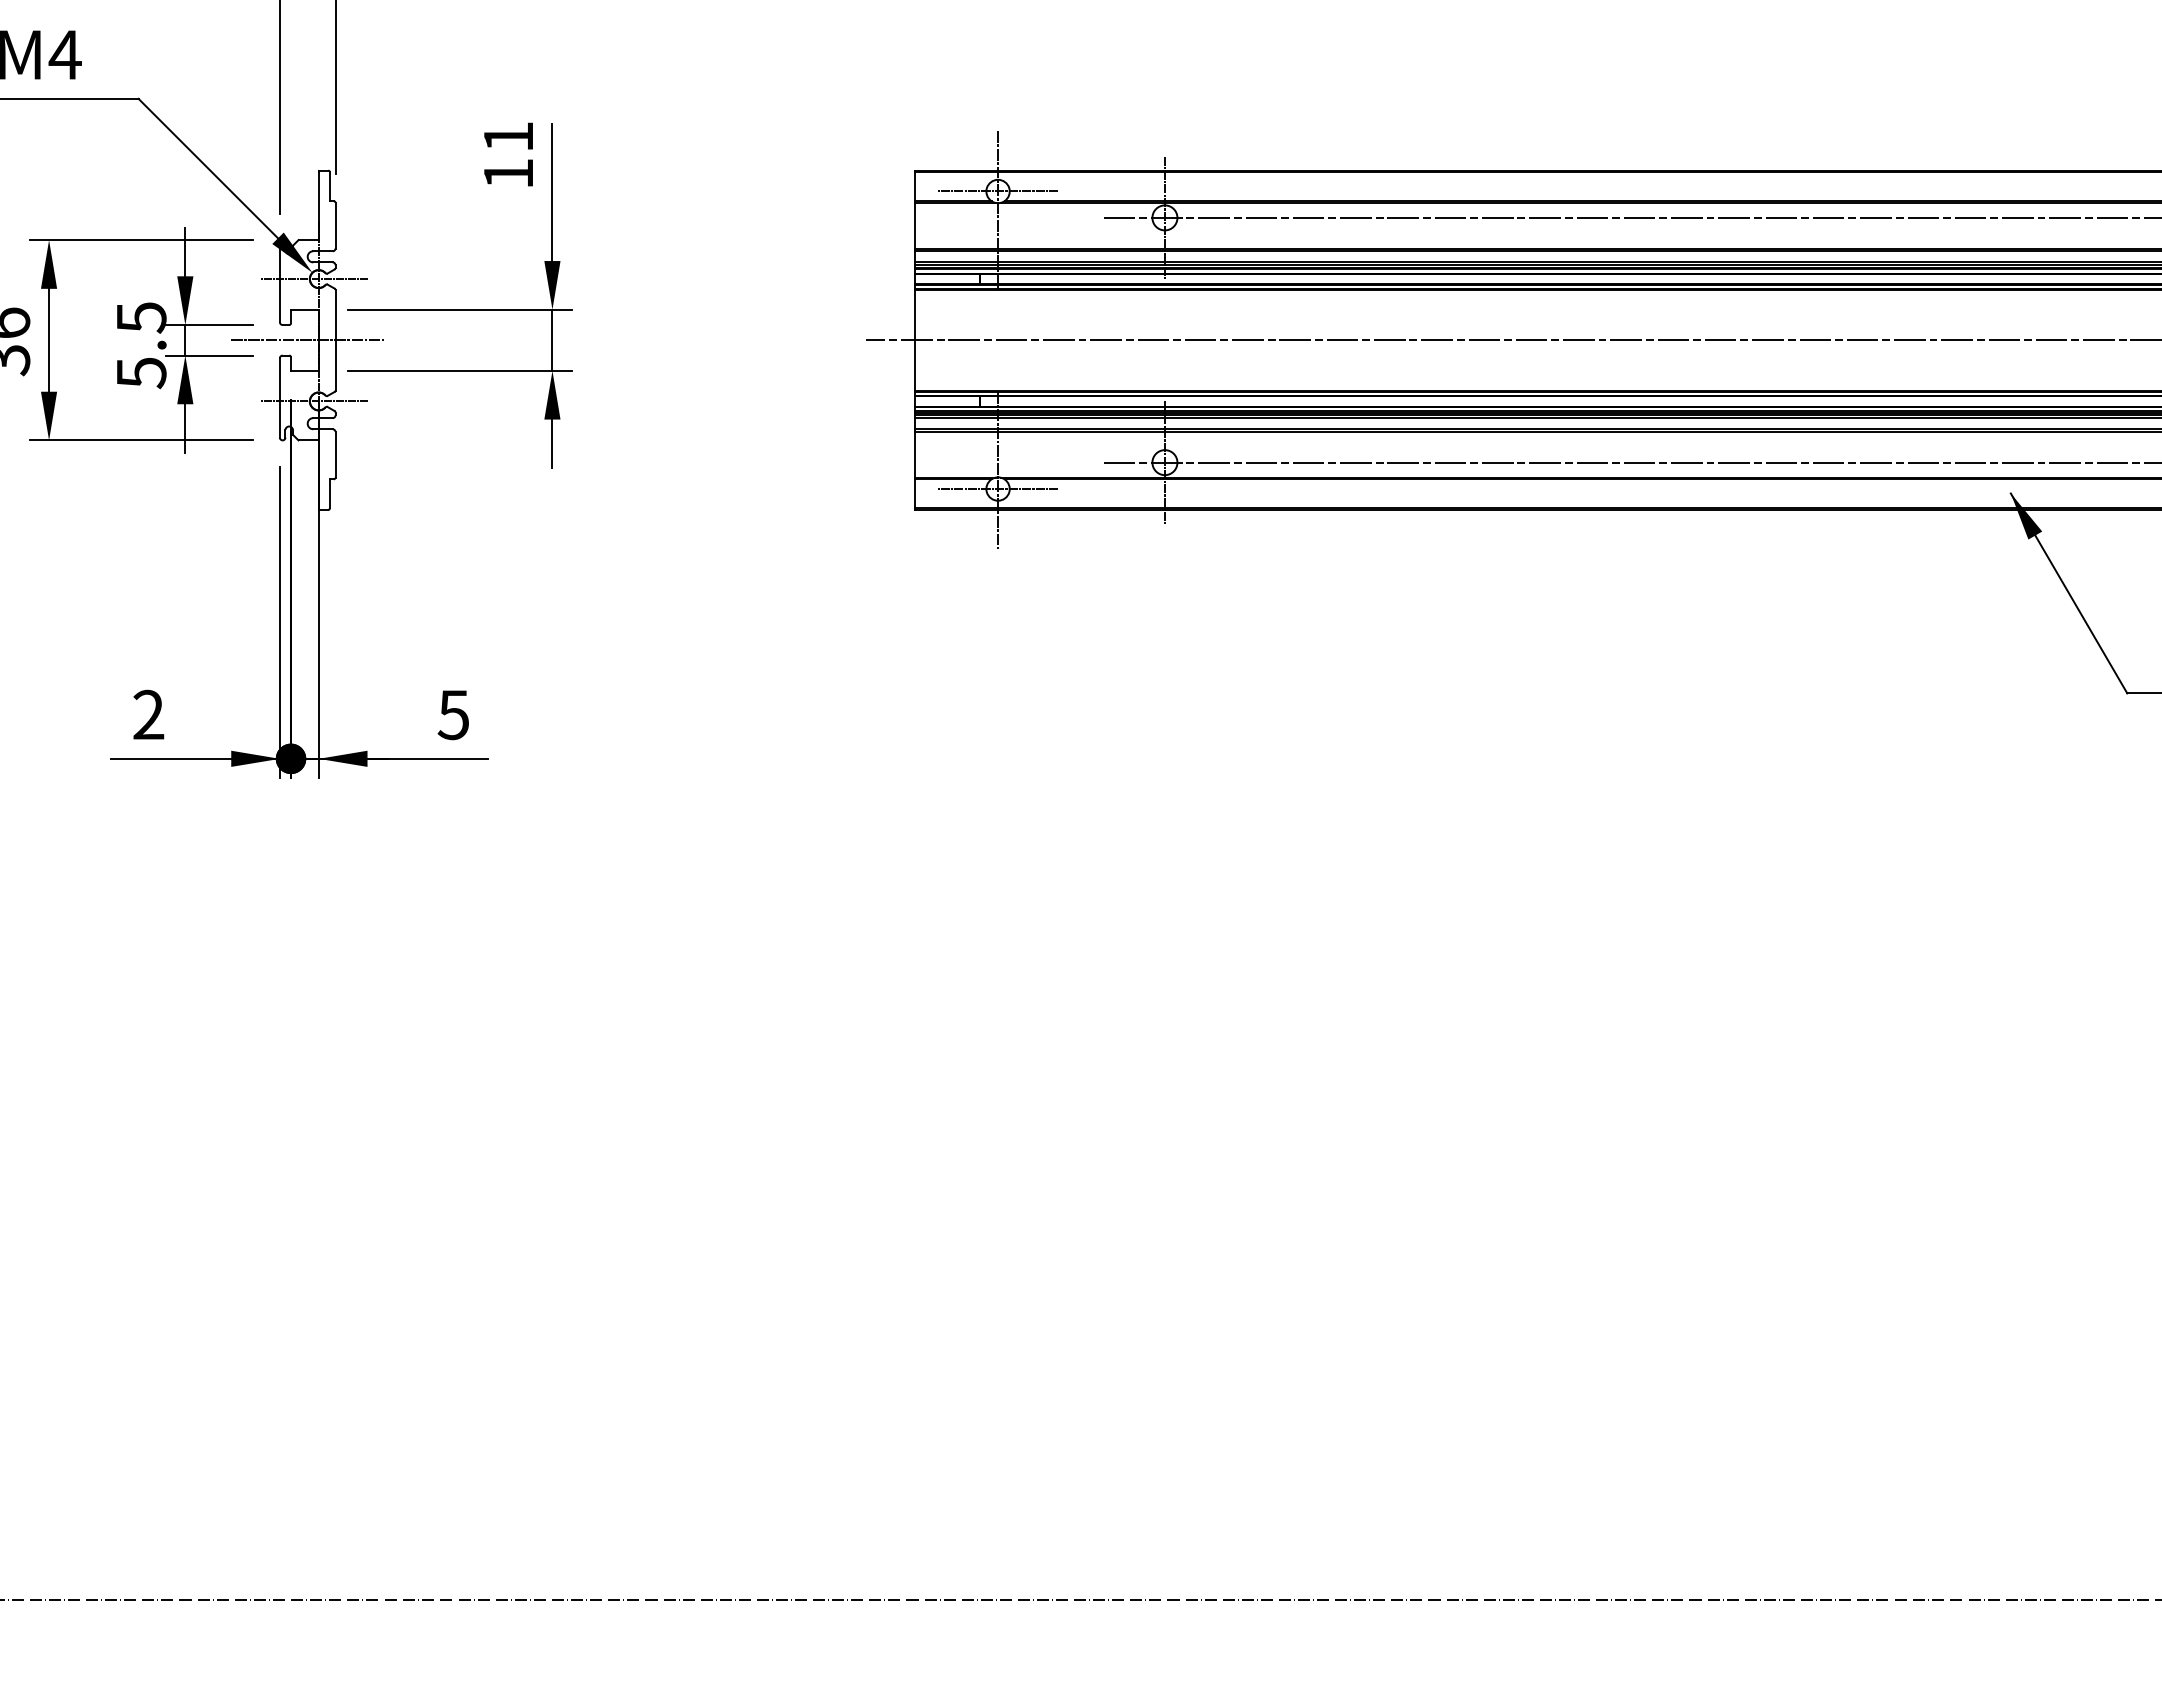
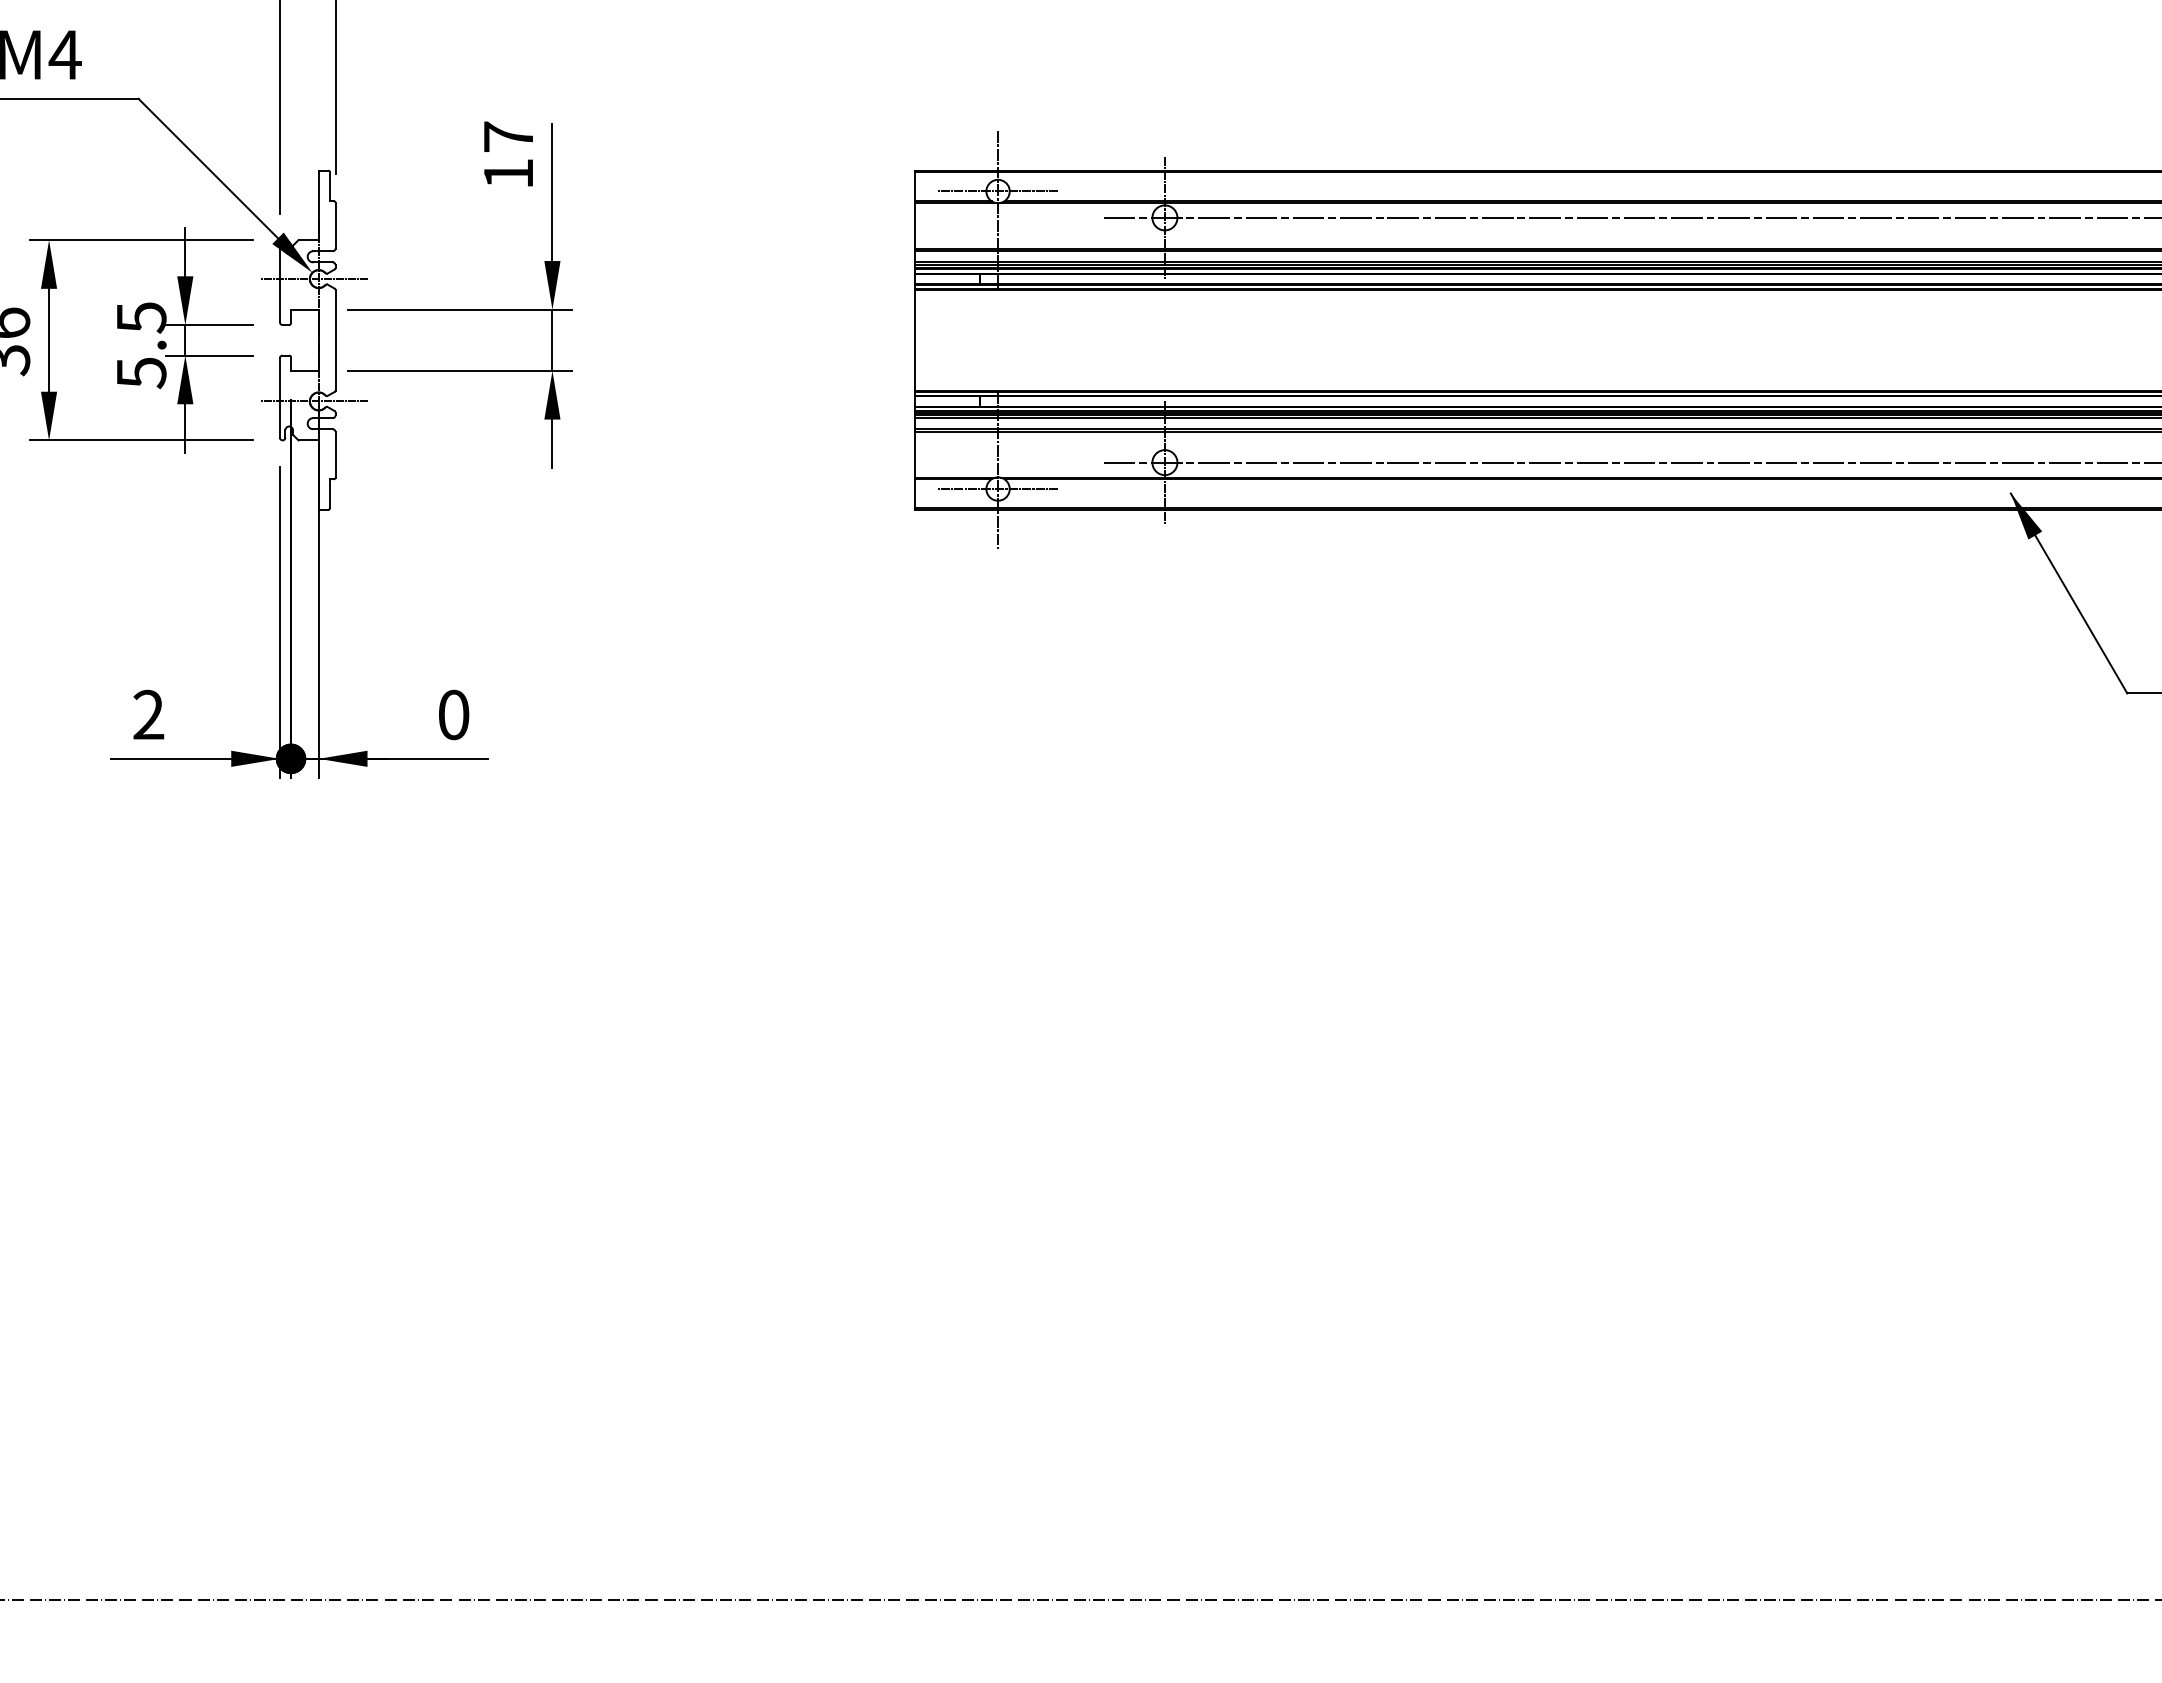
text: 11 -> 17 (508, 136)
line: present -> none (307, 340)
line: present -> none (1511, 340)
text: 5 -> 0 (453, 714)
